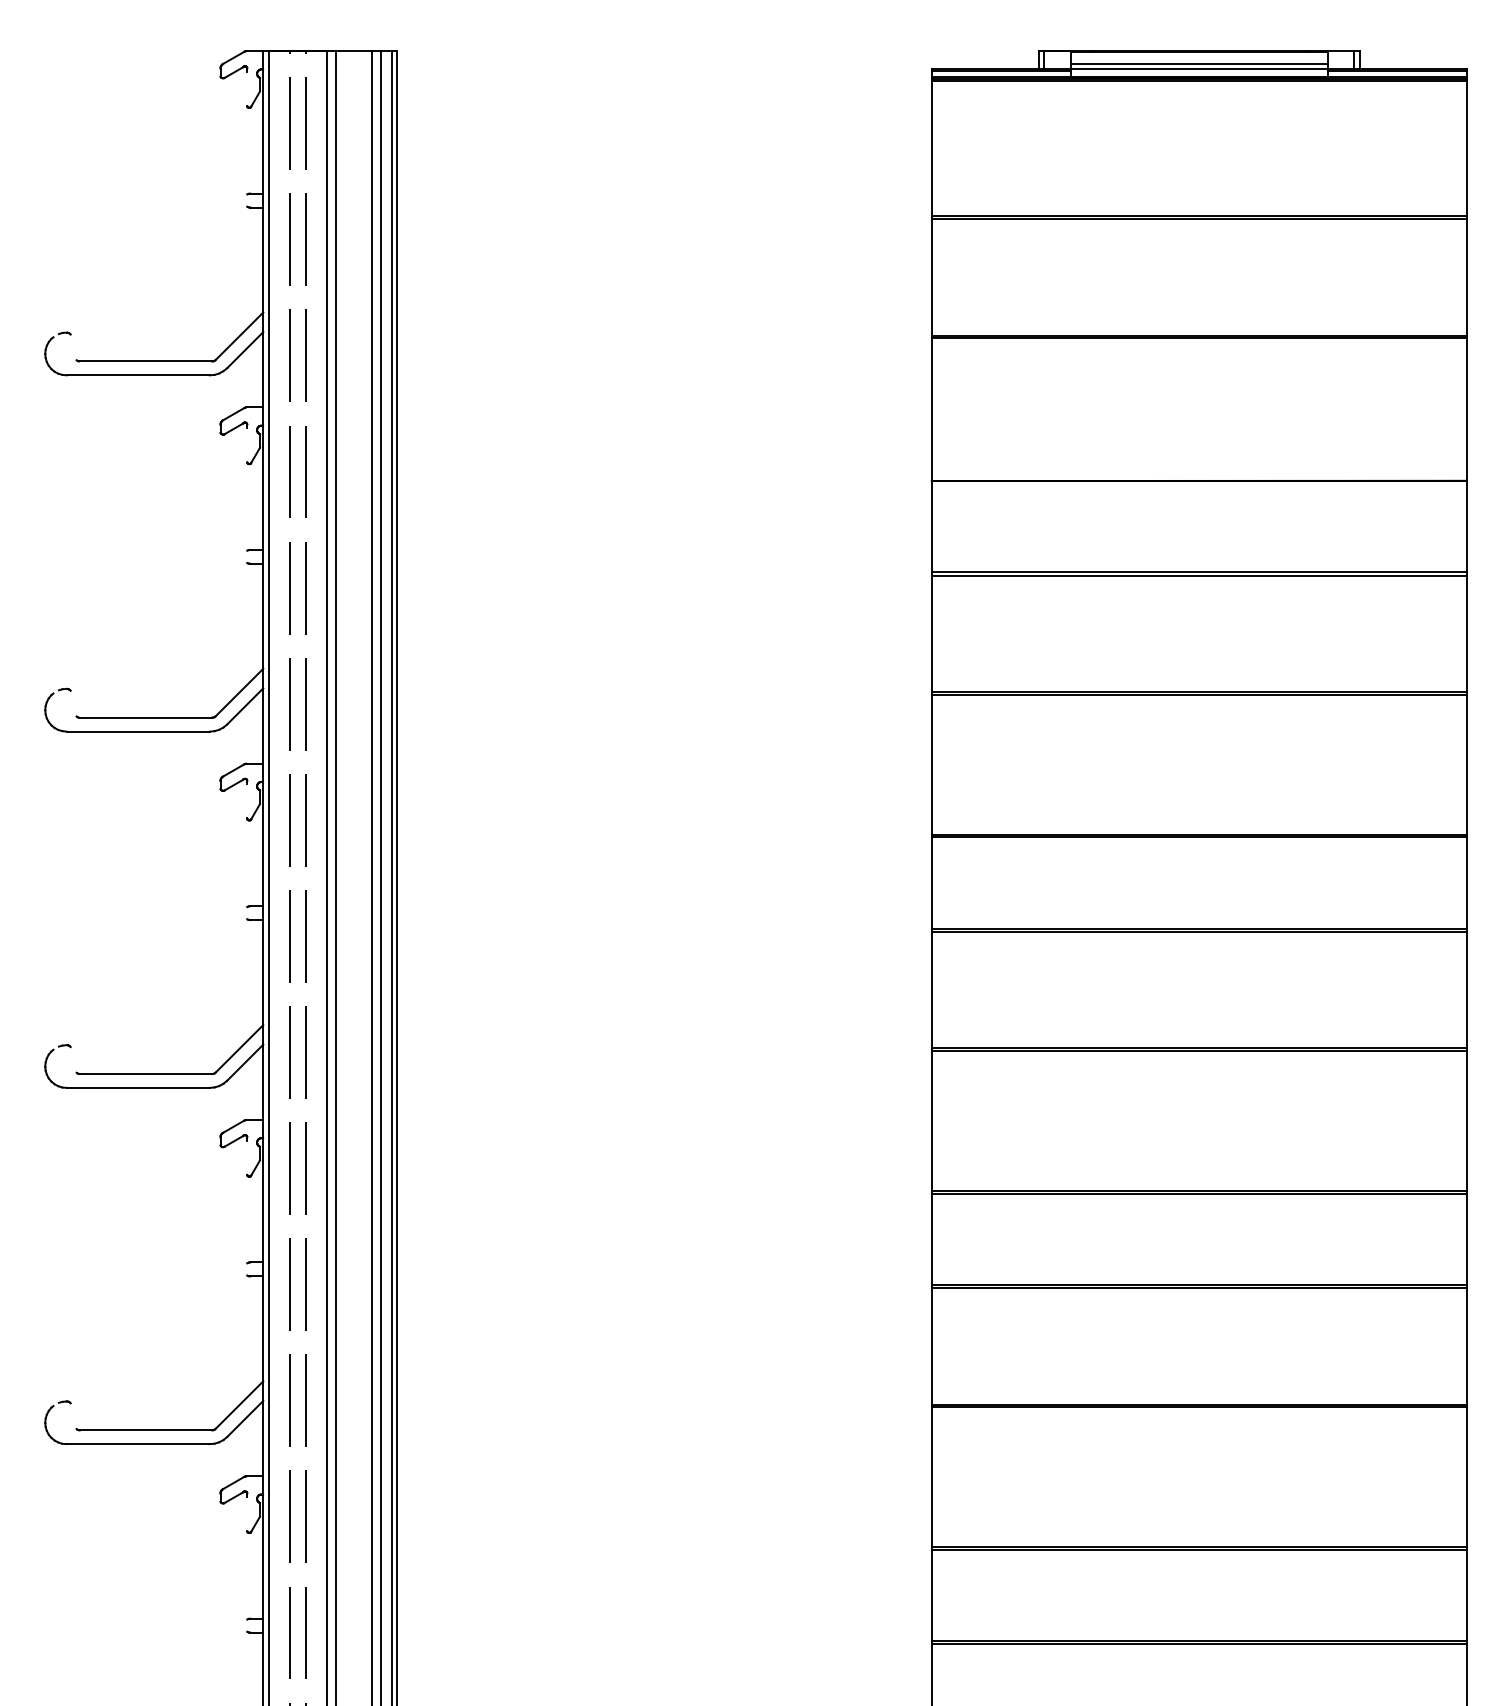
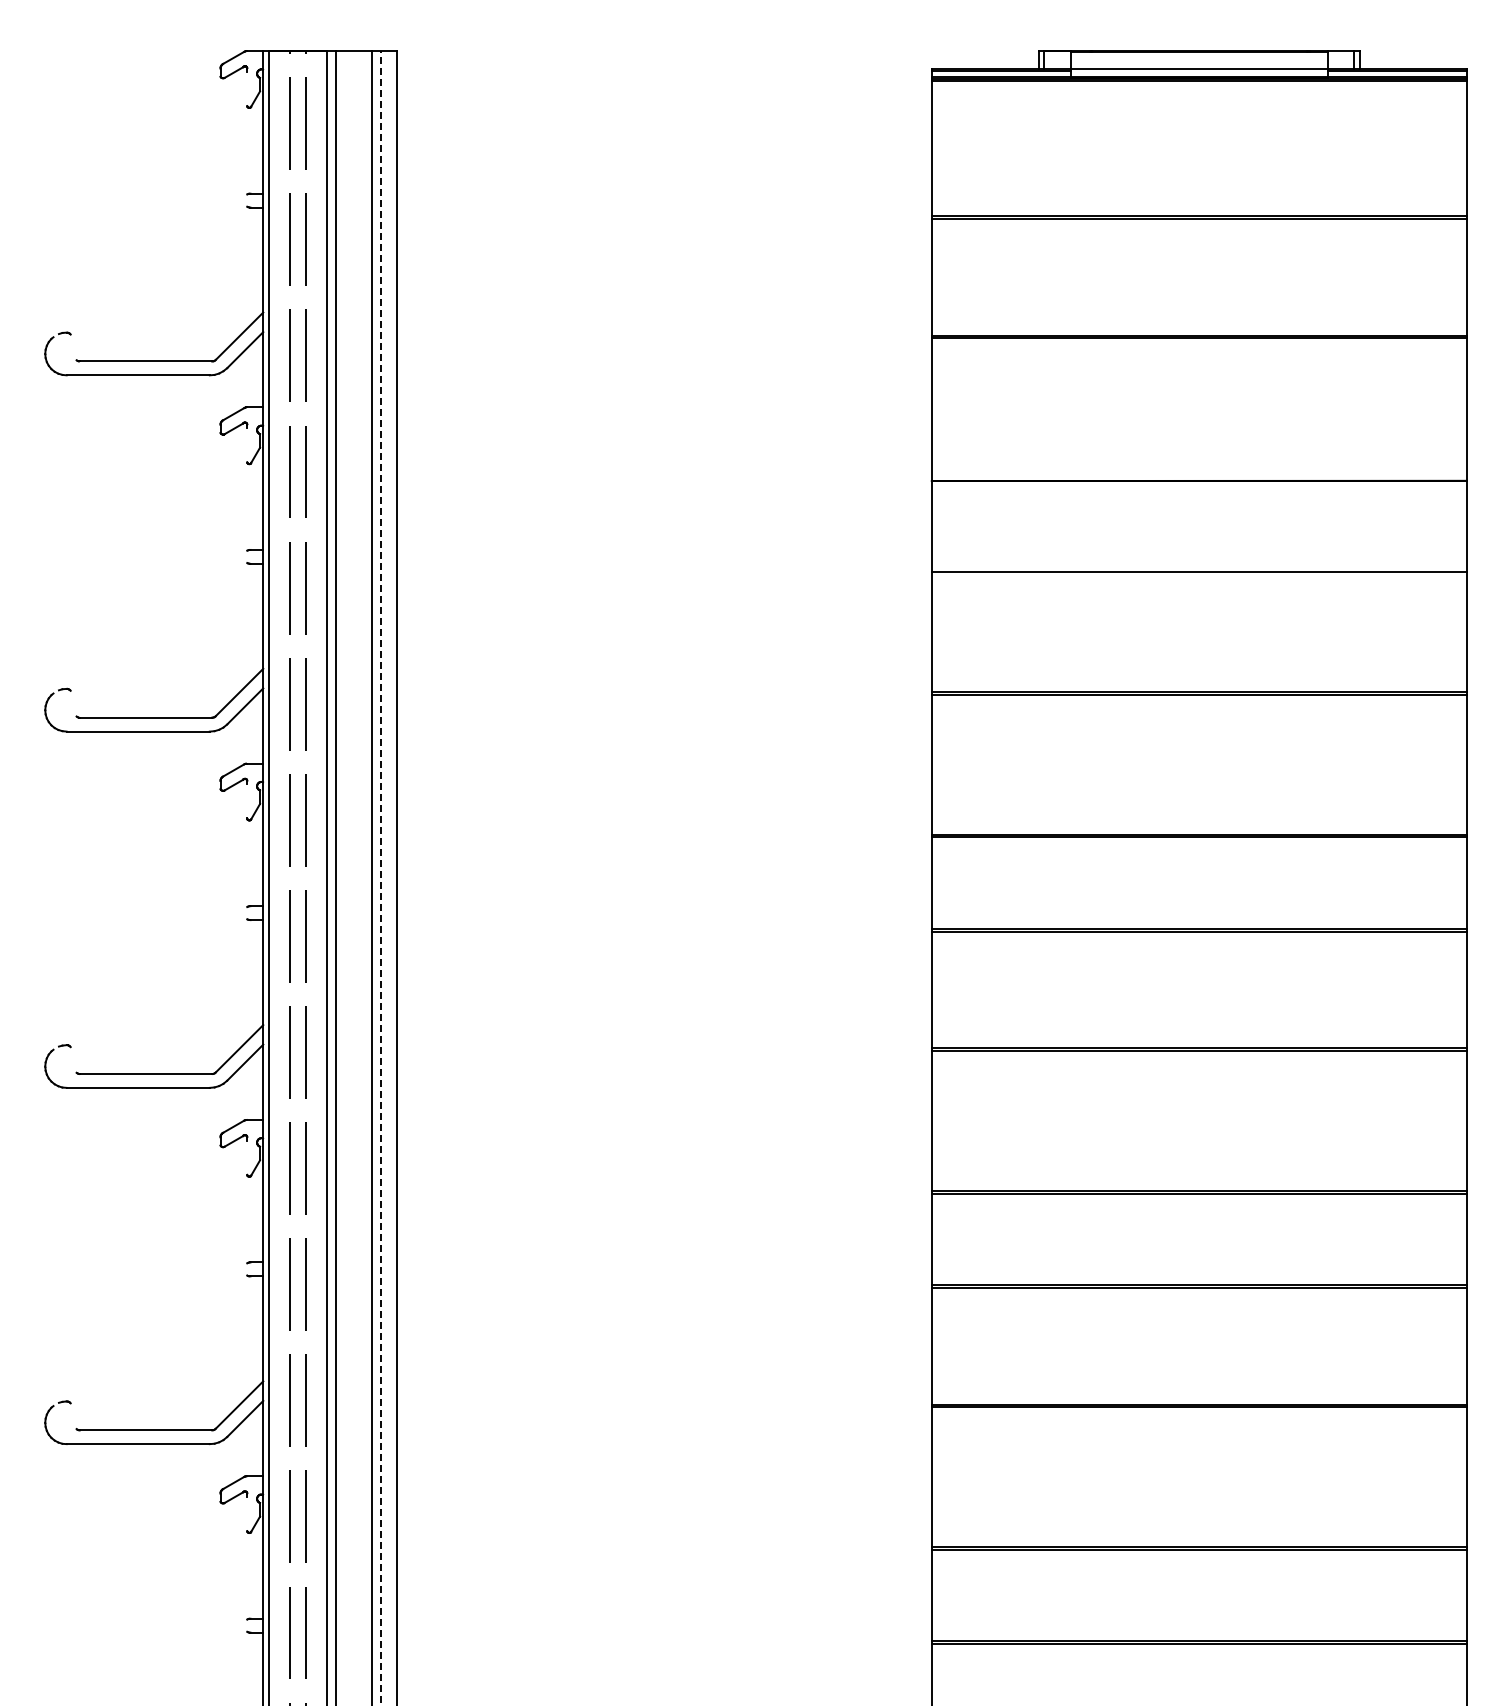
line: present -> none (1198, 63)
line: present -> none (1198, 575)
line: present -> none (391, 876)
line: solid -> dashed (380, 877)
